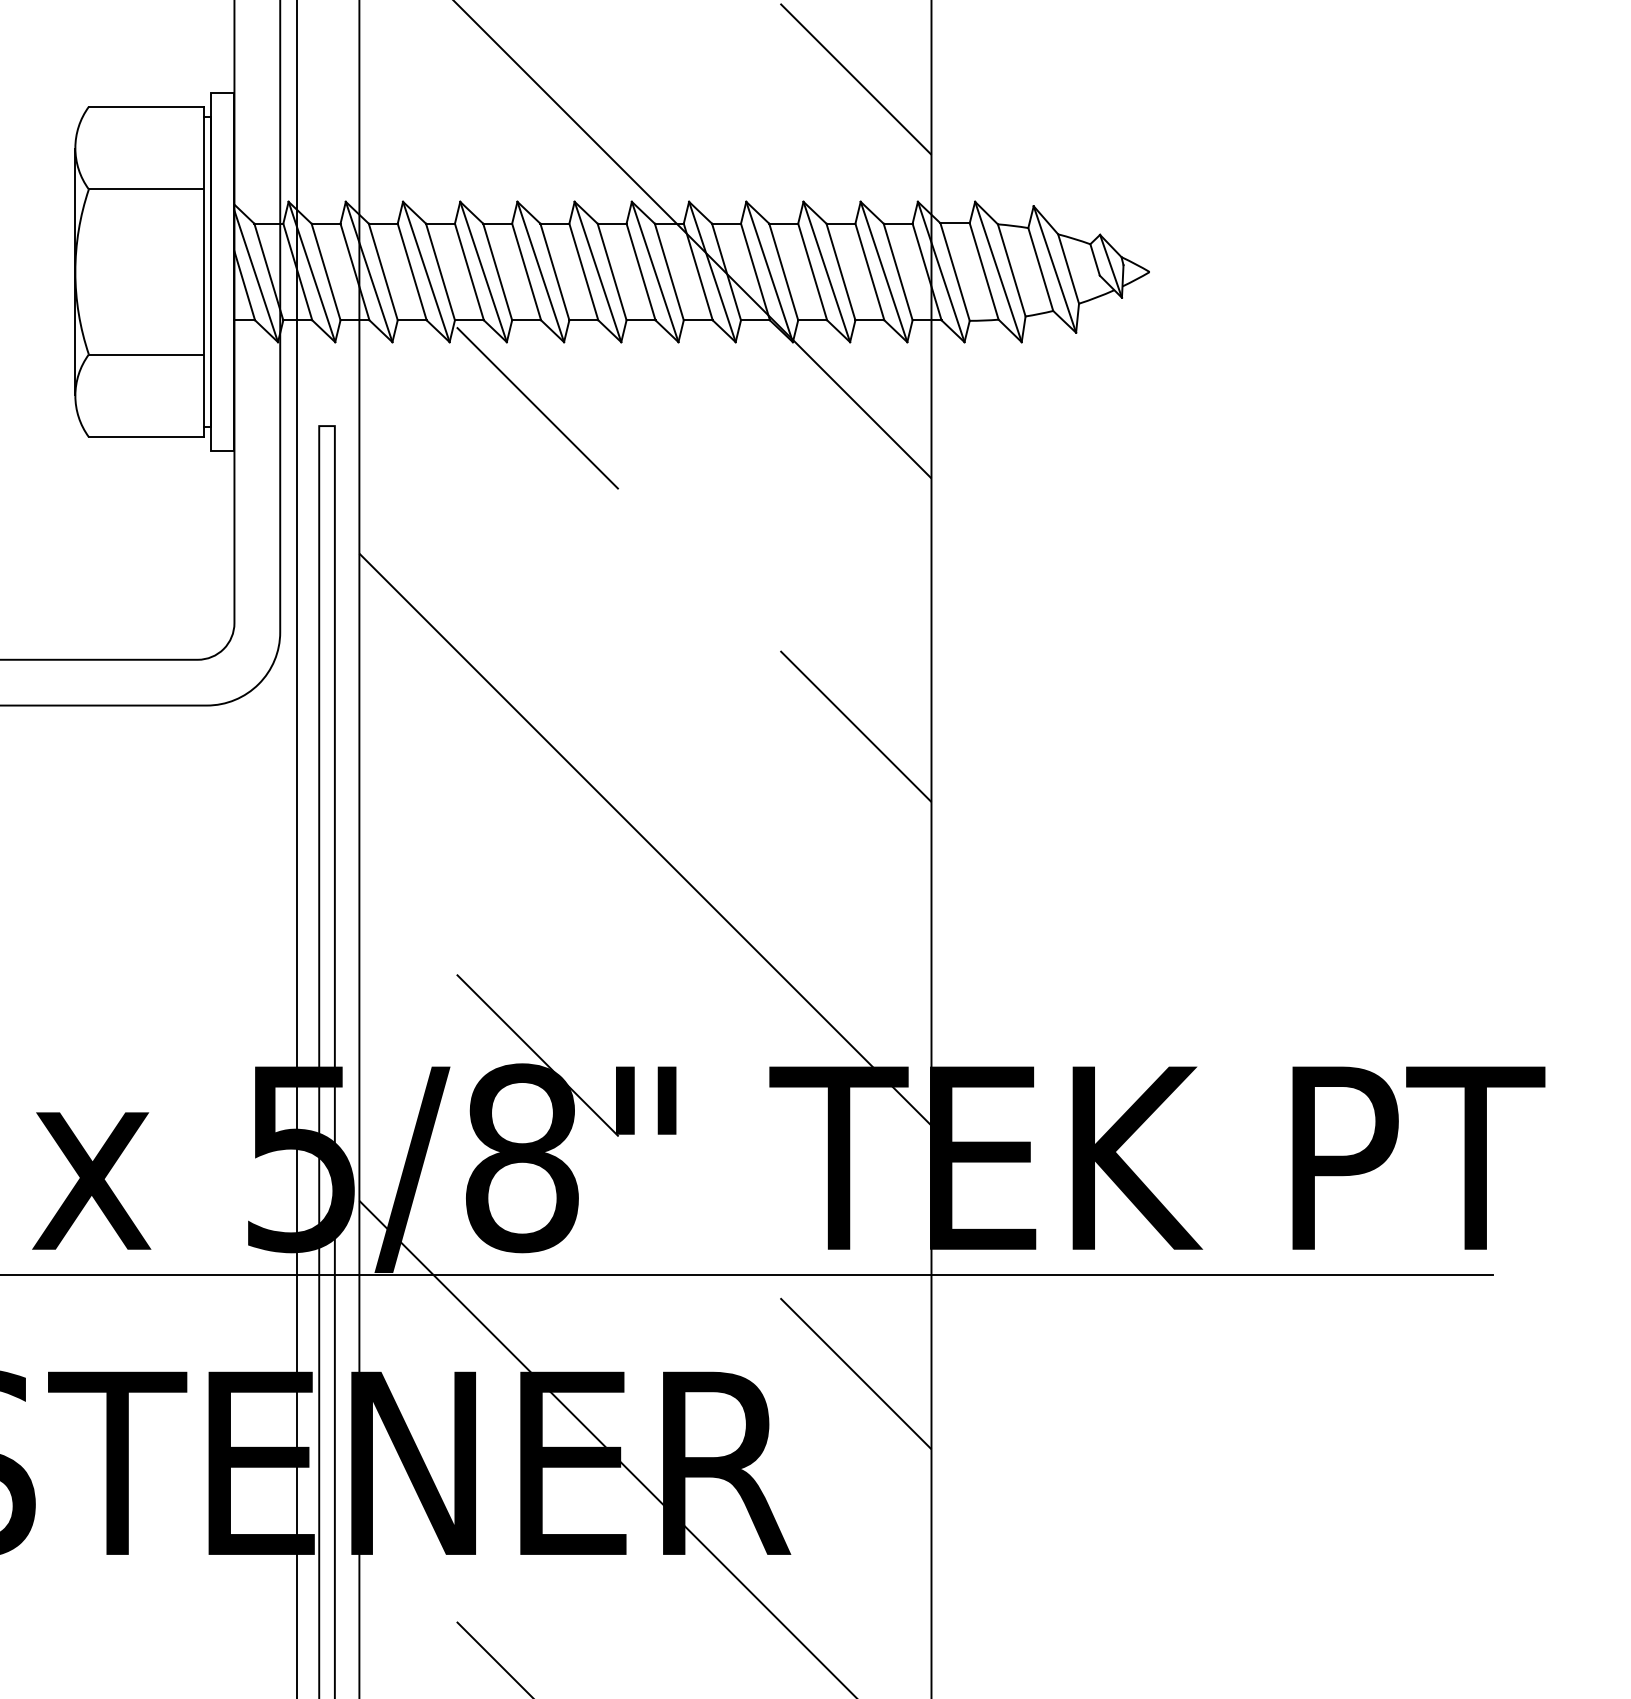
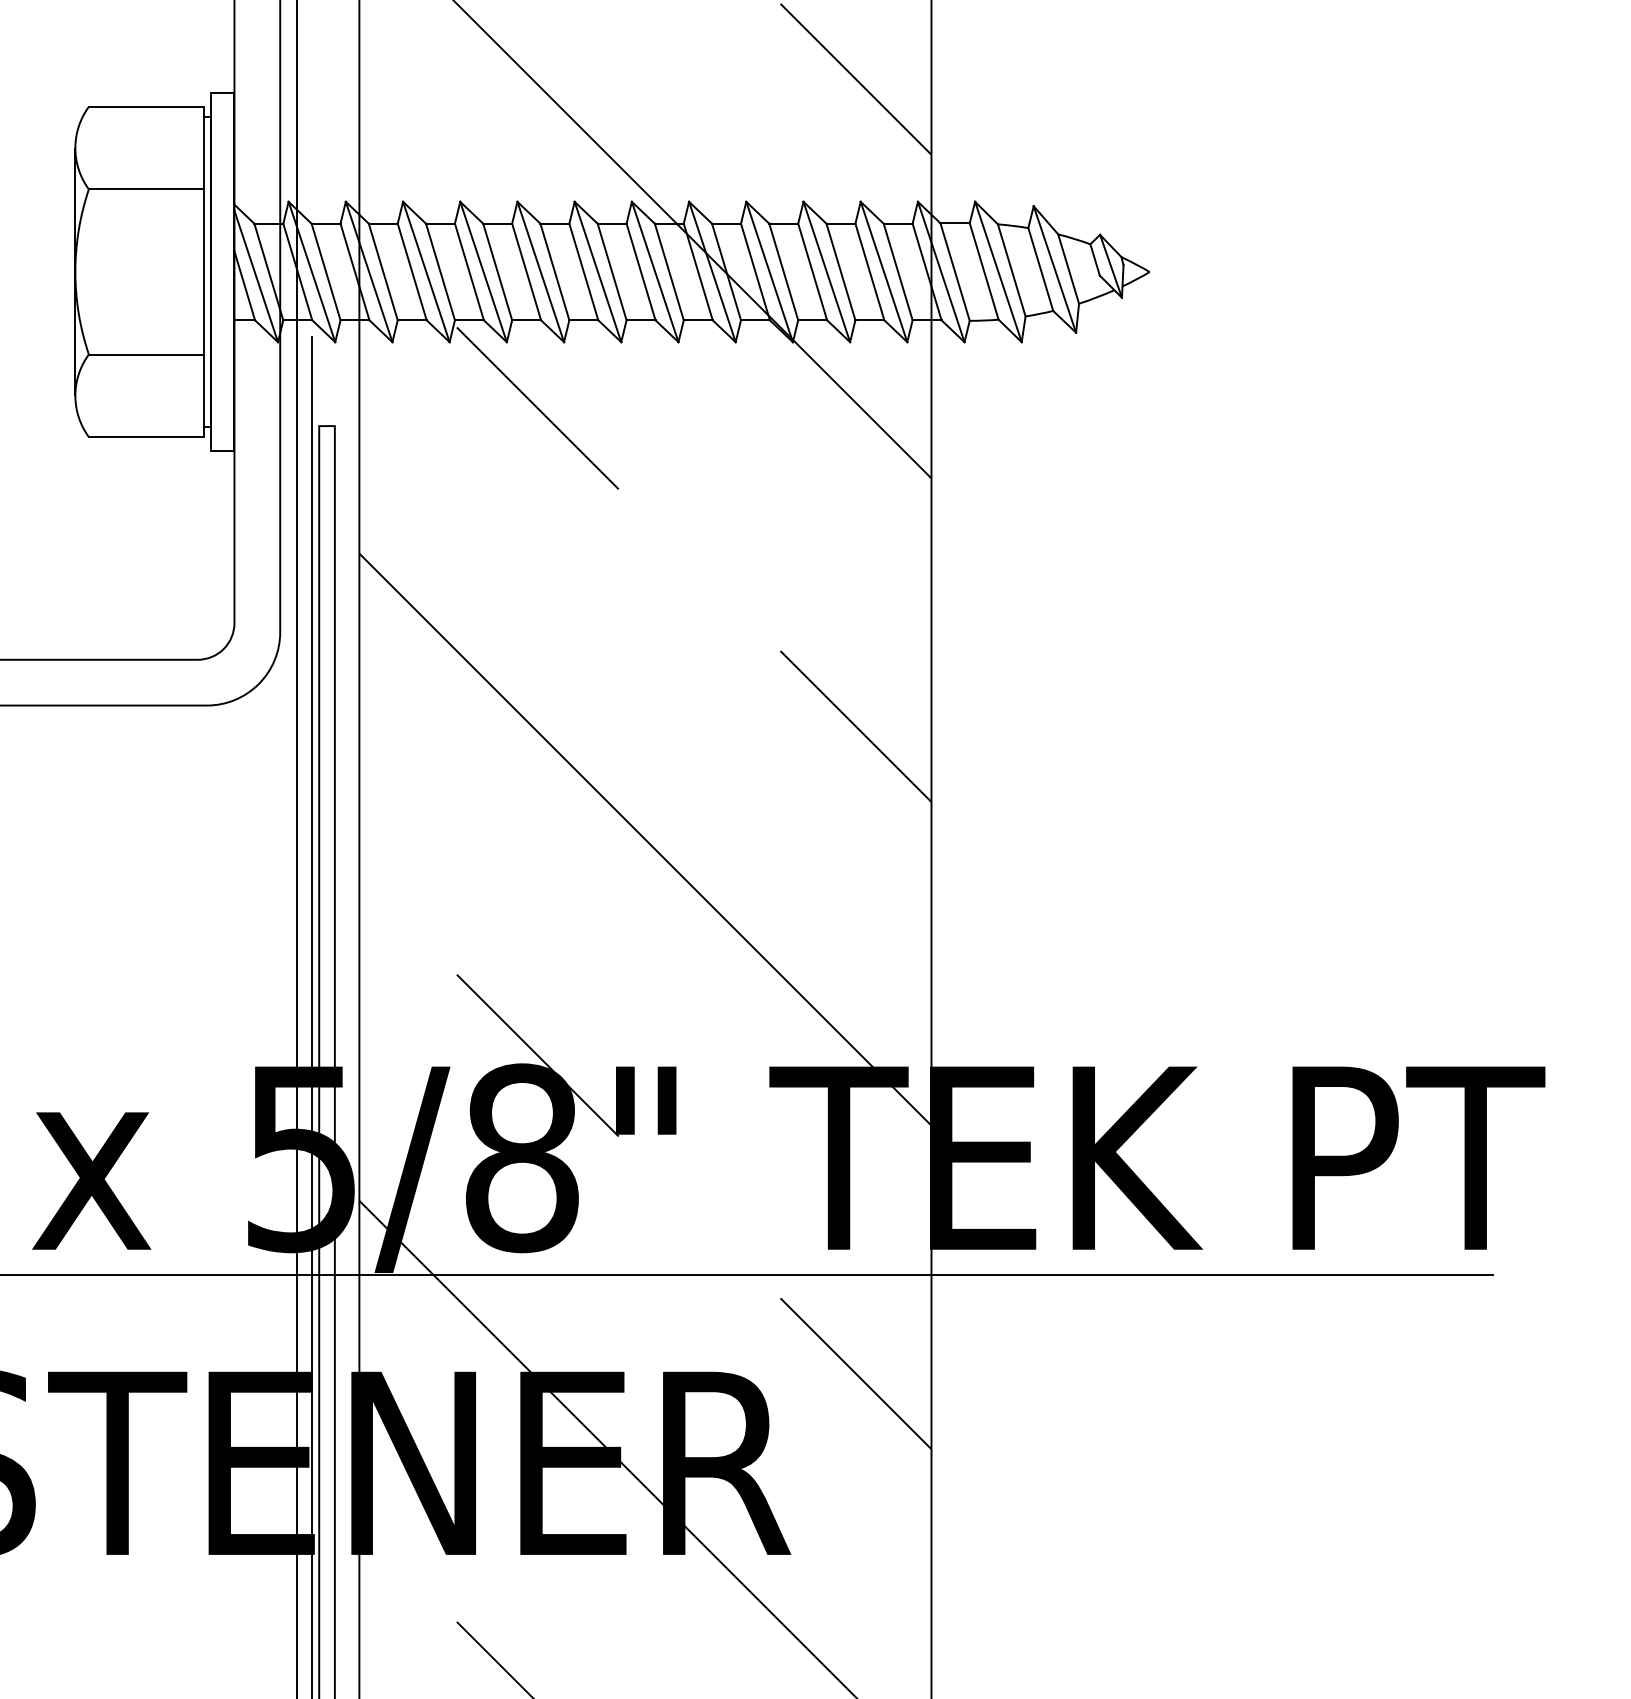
line: none -> present (312, 1015)
